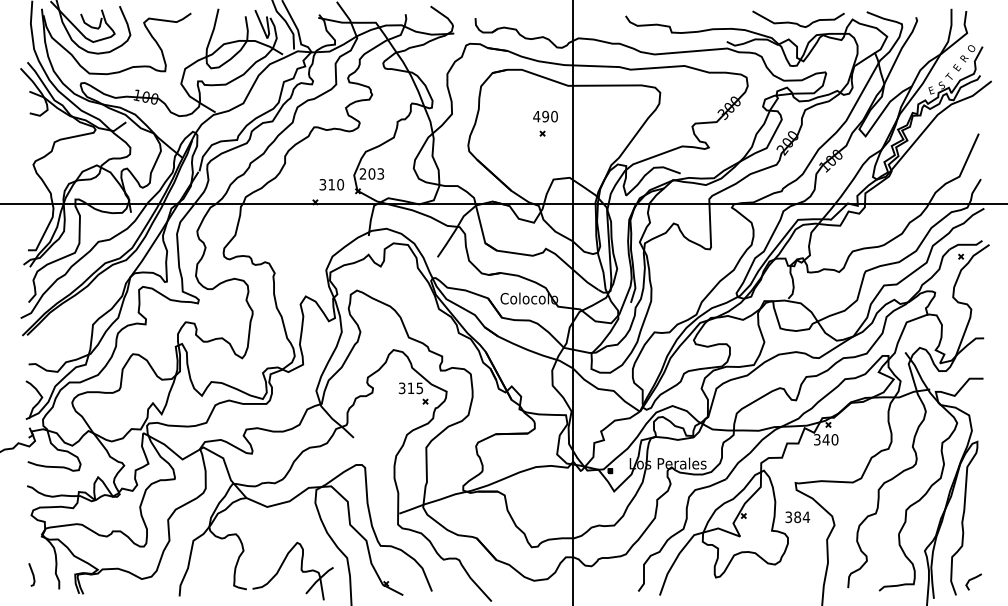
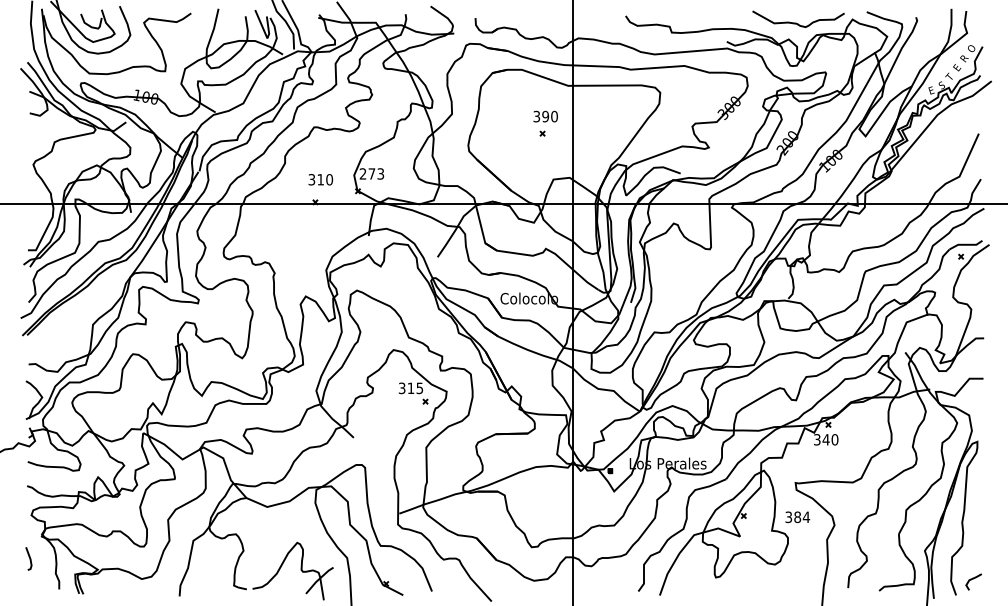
text: 490 -> 390 (536, 116)
text: 203 -> 273 (371, 173)
text position: (331, 184) -> (320, 179) (320, 179)
line position: (31, 573) -> (28, 557) (28, 557)
